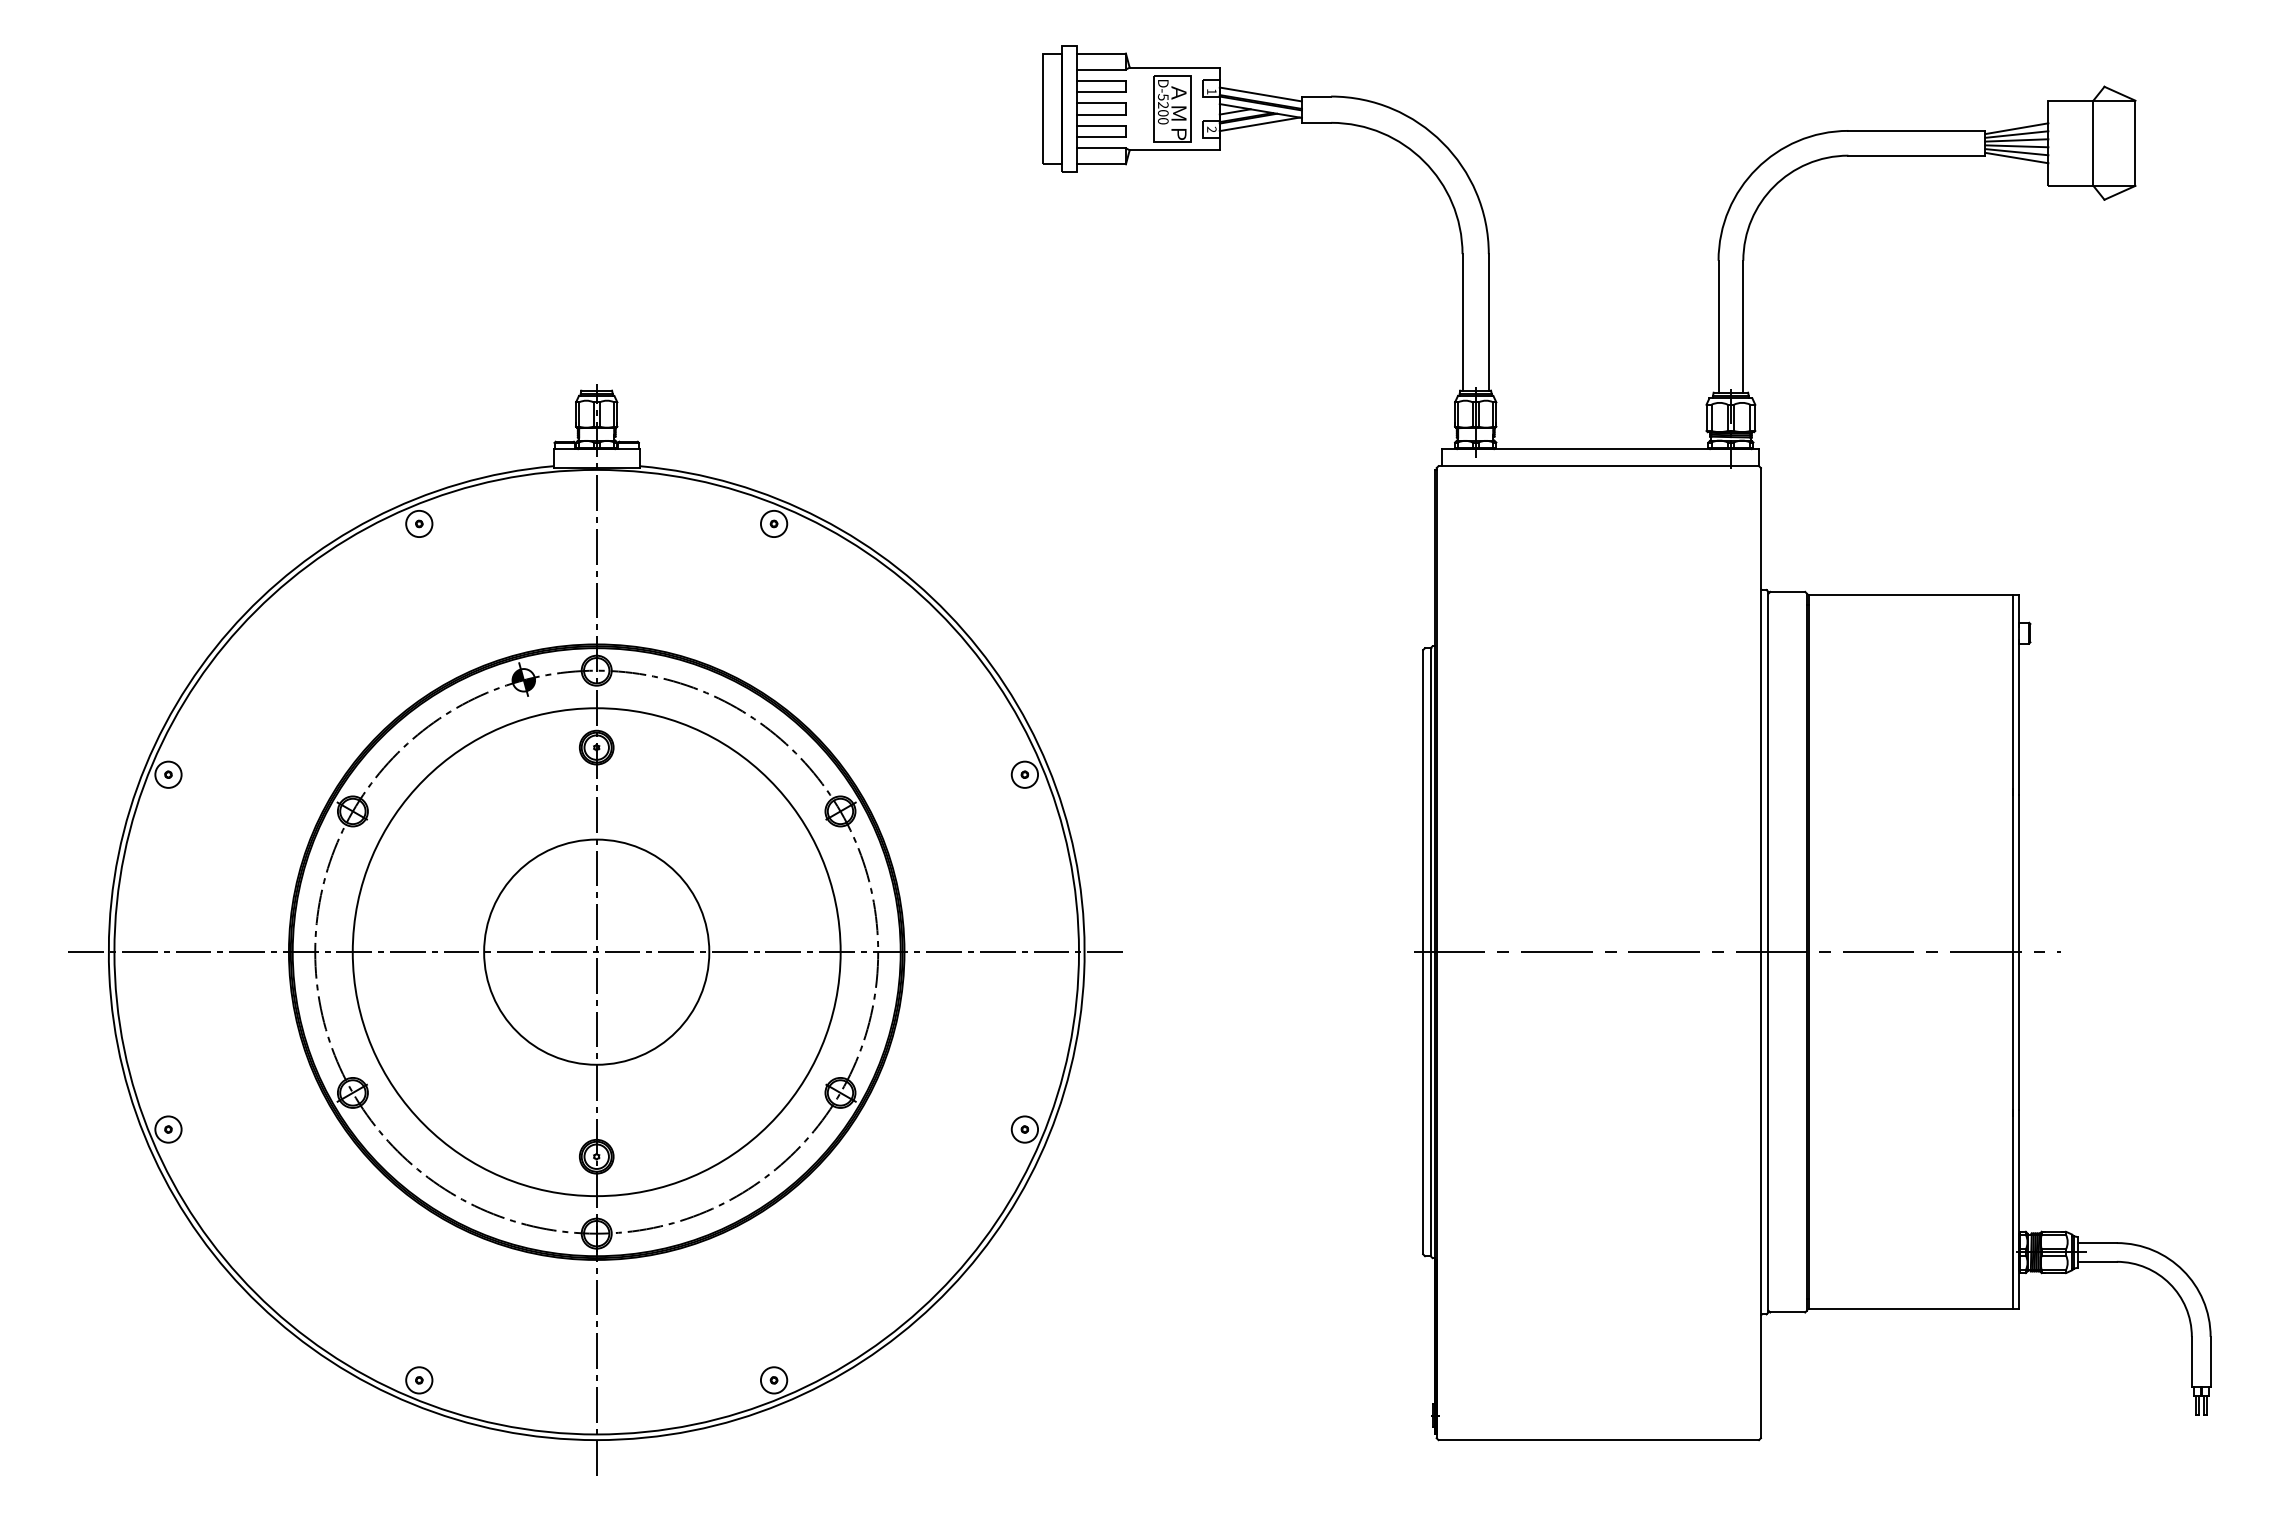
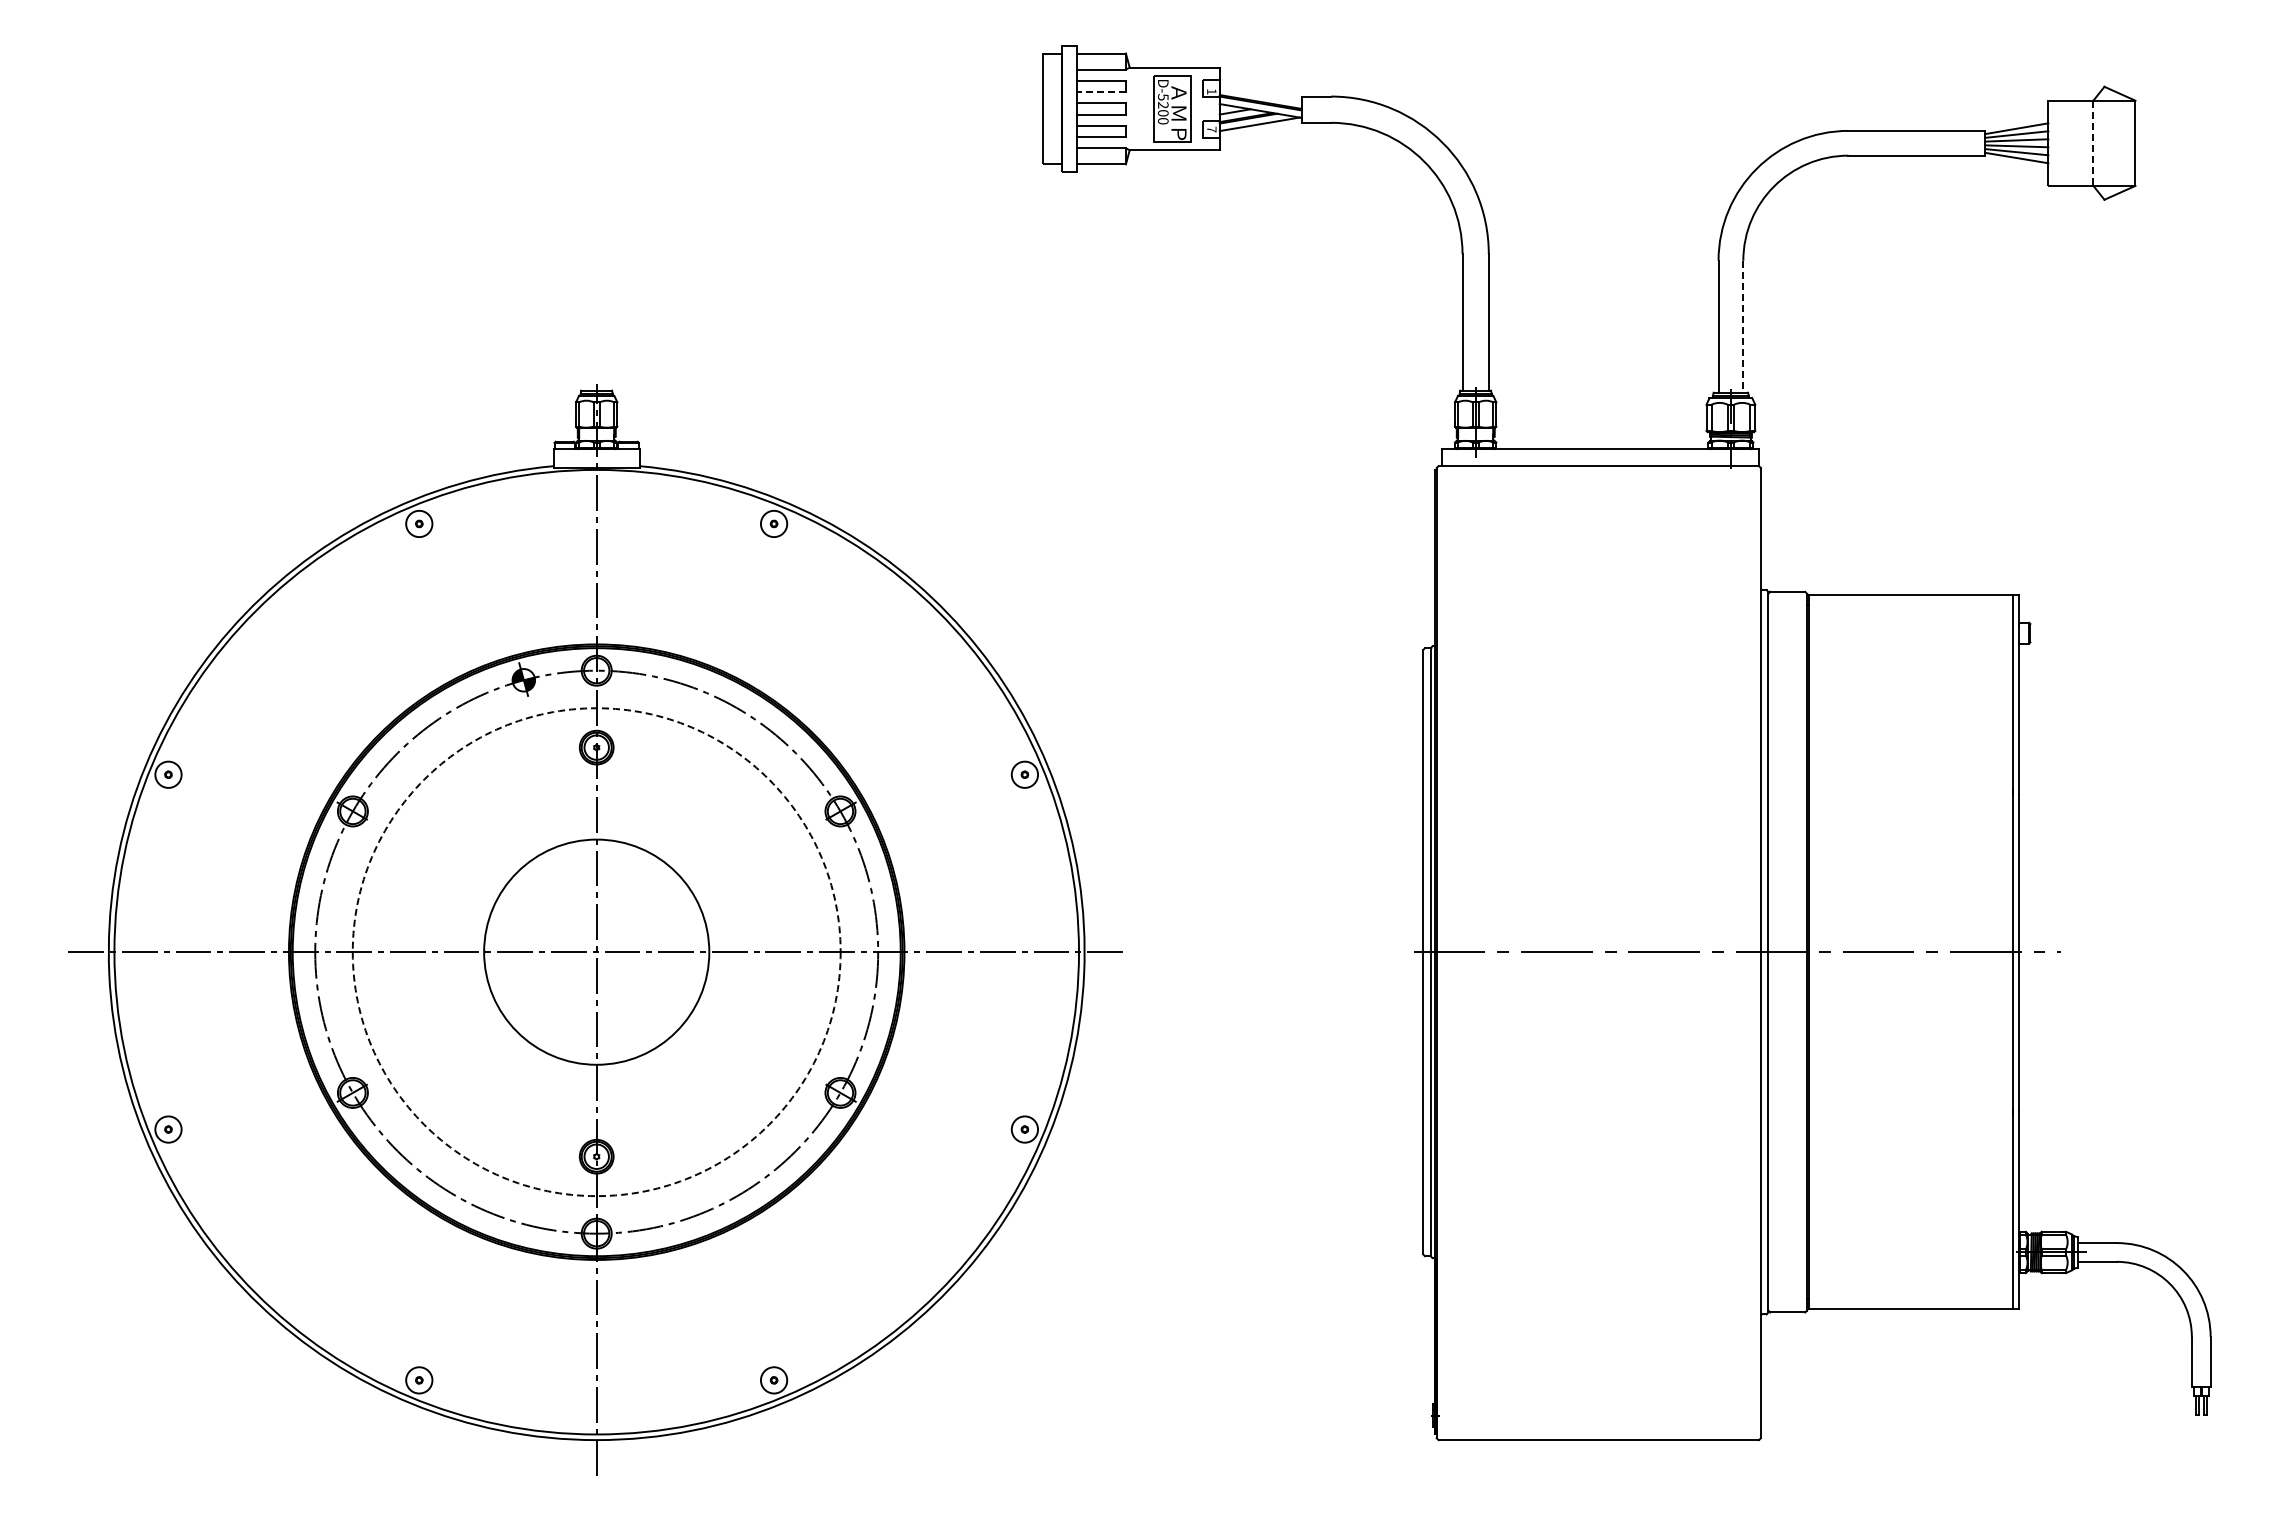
line: solid -> dashed (1101, 92)
line: present -> none (1260, 94)
text: 2 -> 7 (1211, 129)
line: solid -> dashed (2093, 143)
line: solid -> dashed (1743, 326)
circle: solid -> dashed (596, 952)
